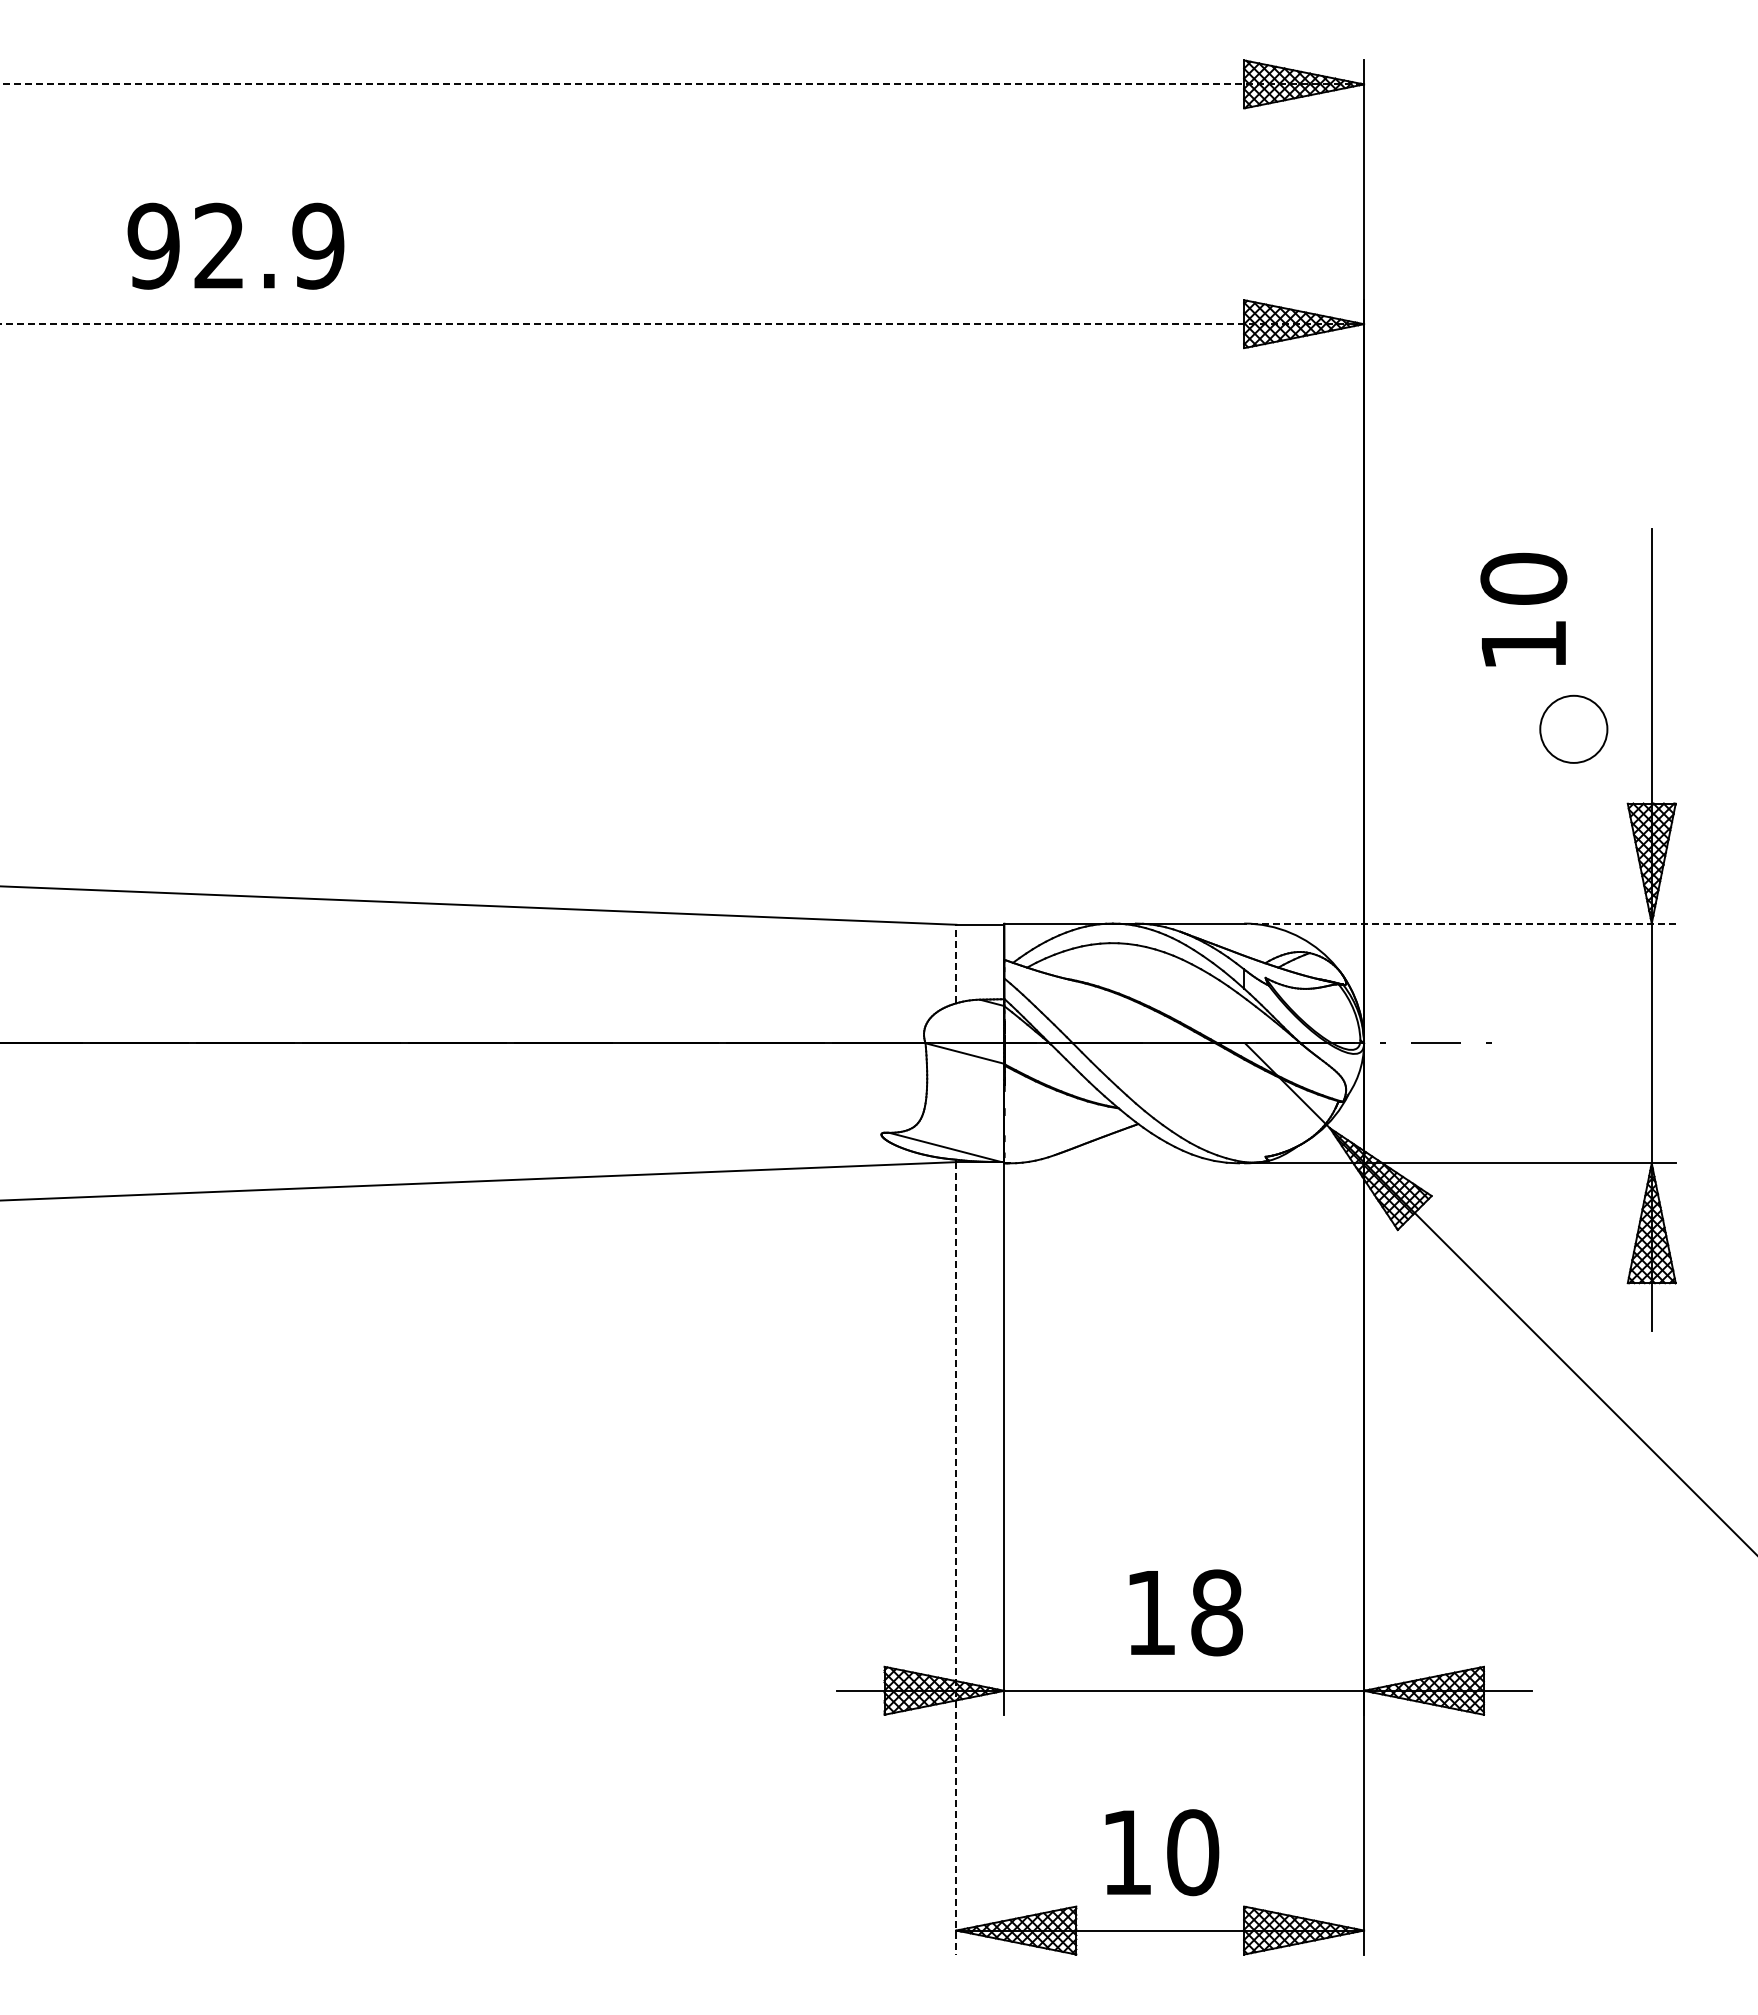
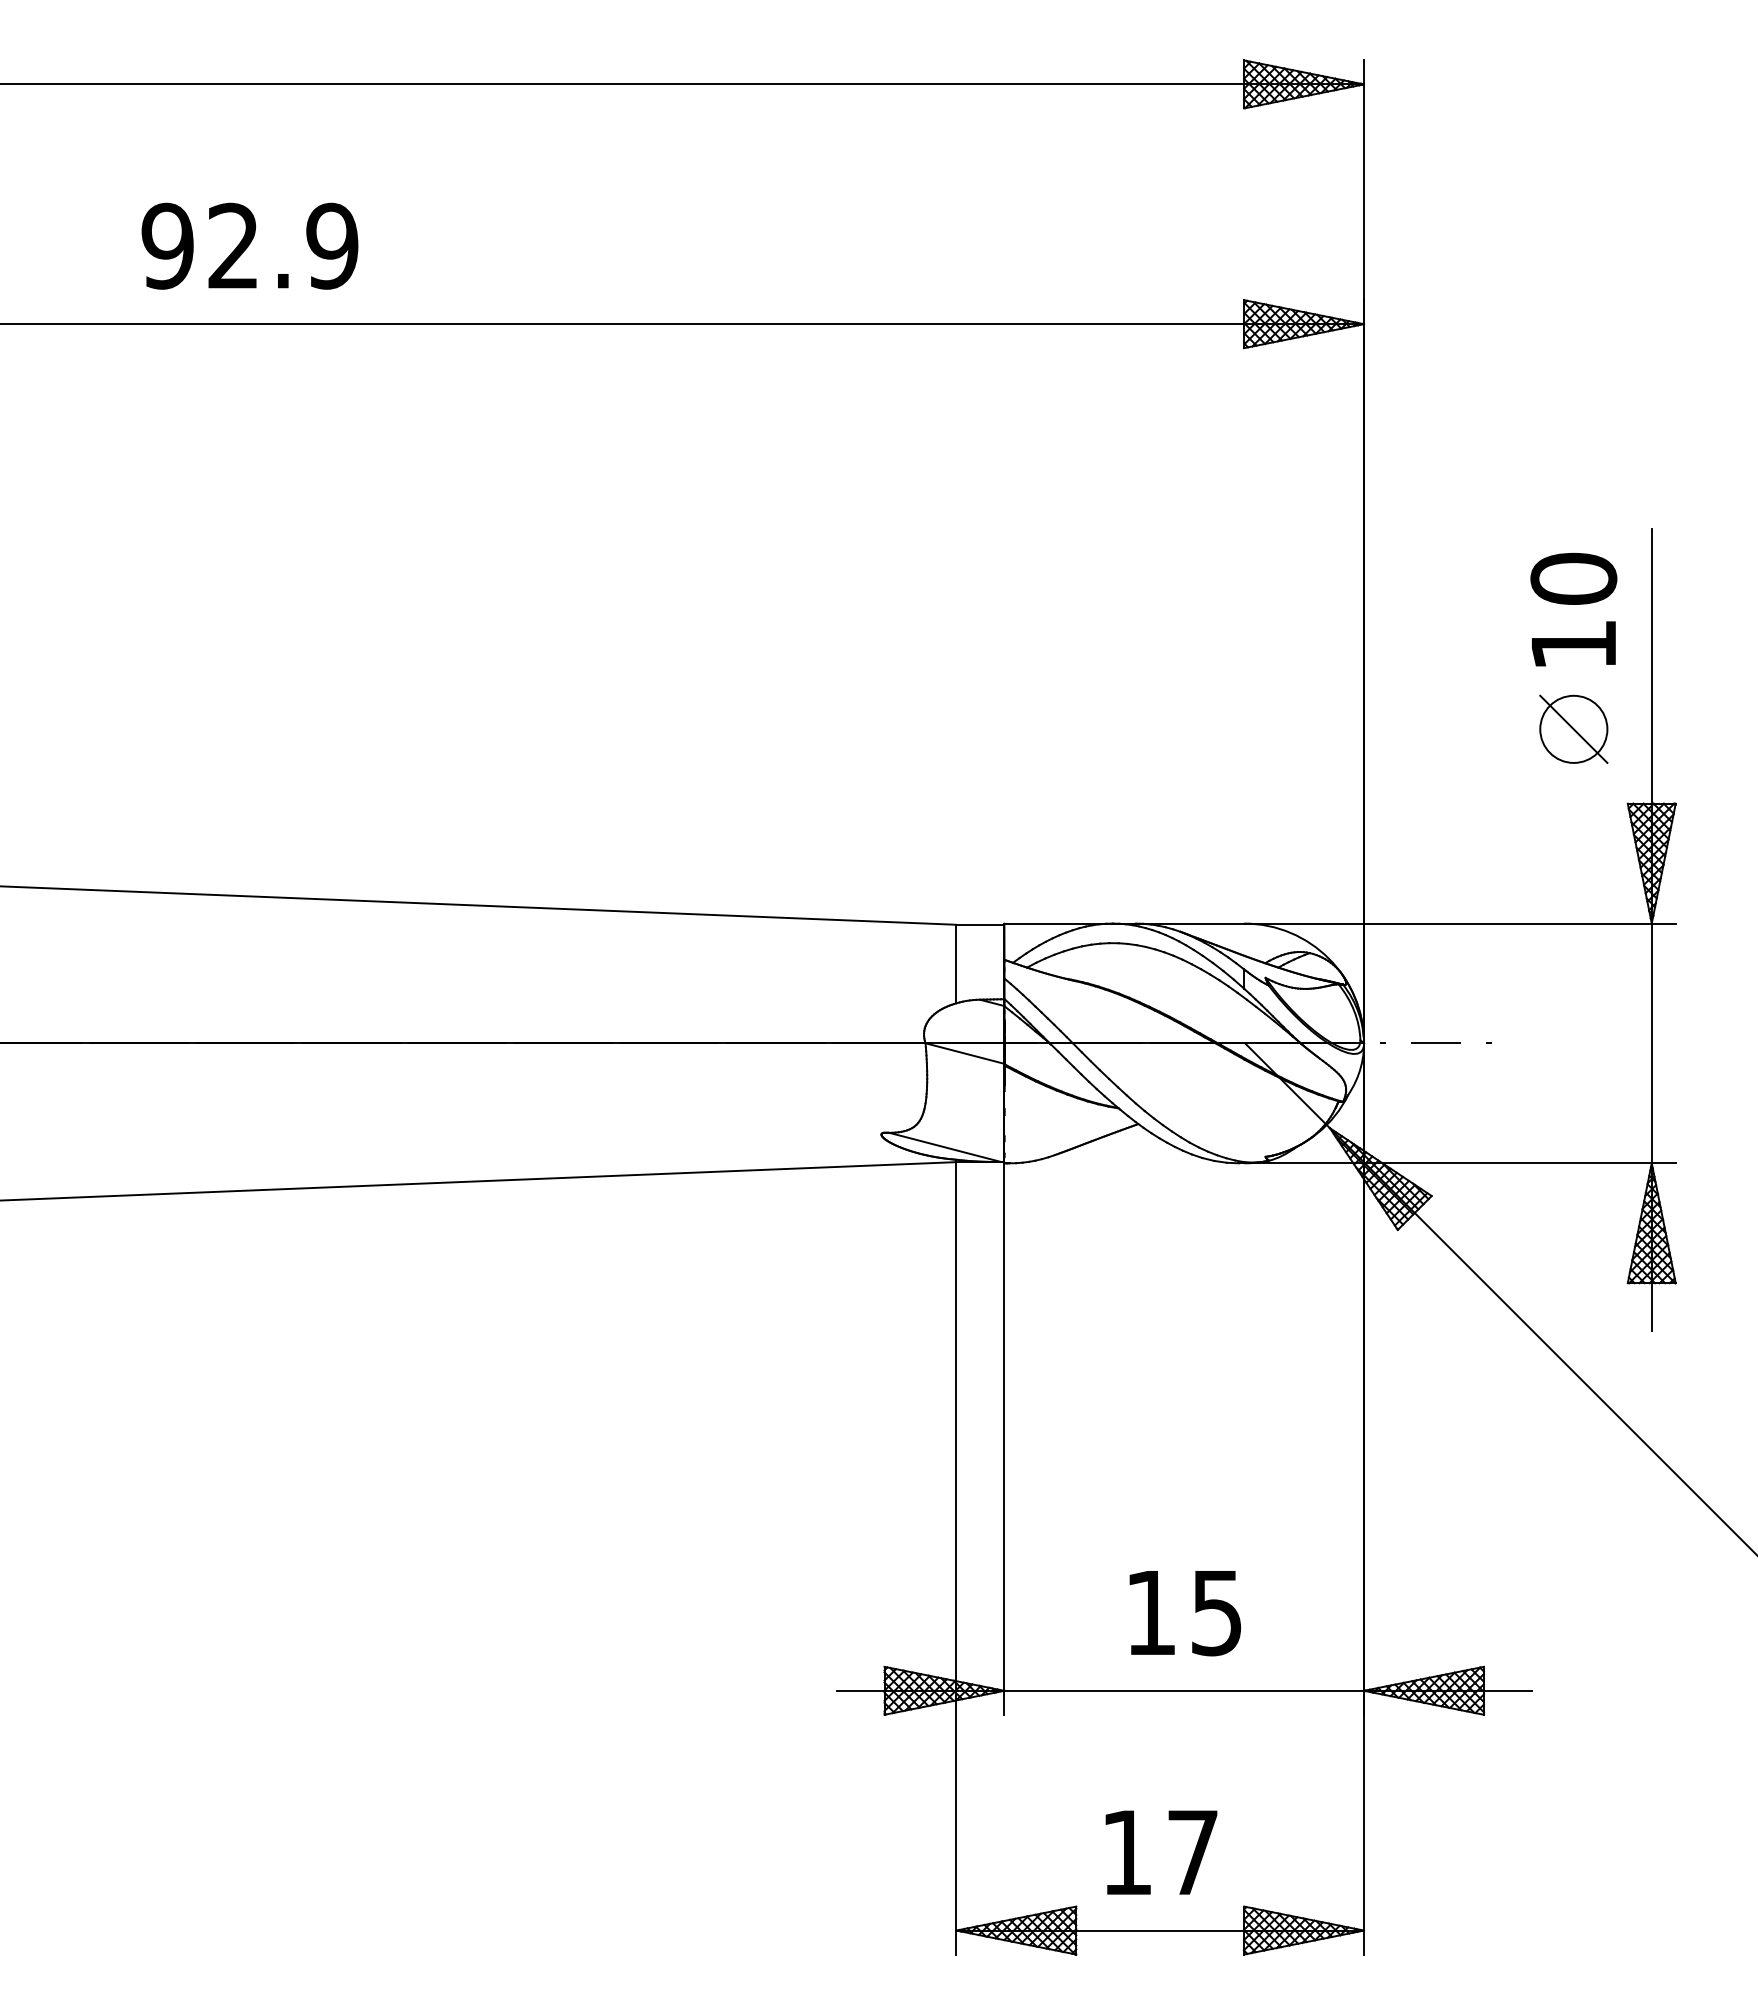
line: dashed -> solid (682, 84)
text position: (235, 245) -> (249, 245) (249, 245)
line: dashed -> solid (682, 324)
text position: (1523, 609) -> (1573, 609) (1573, 609)
line: none -> present (1573, 728)
line: dashed -> solid (1459, 923)
line: dashed -> solid (956, 963)
line: dashed -> solid (956, 1558)
text: 18 -> 15 (1216, 1612)
text: 10 -> 17 (1193, 1852)
